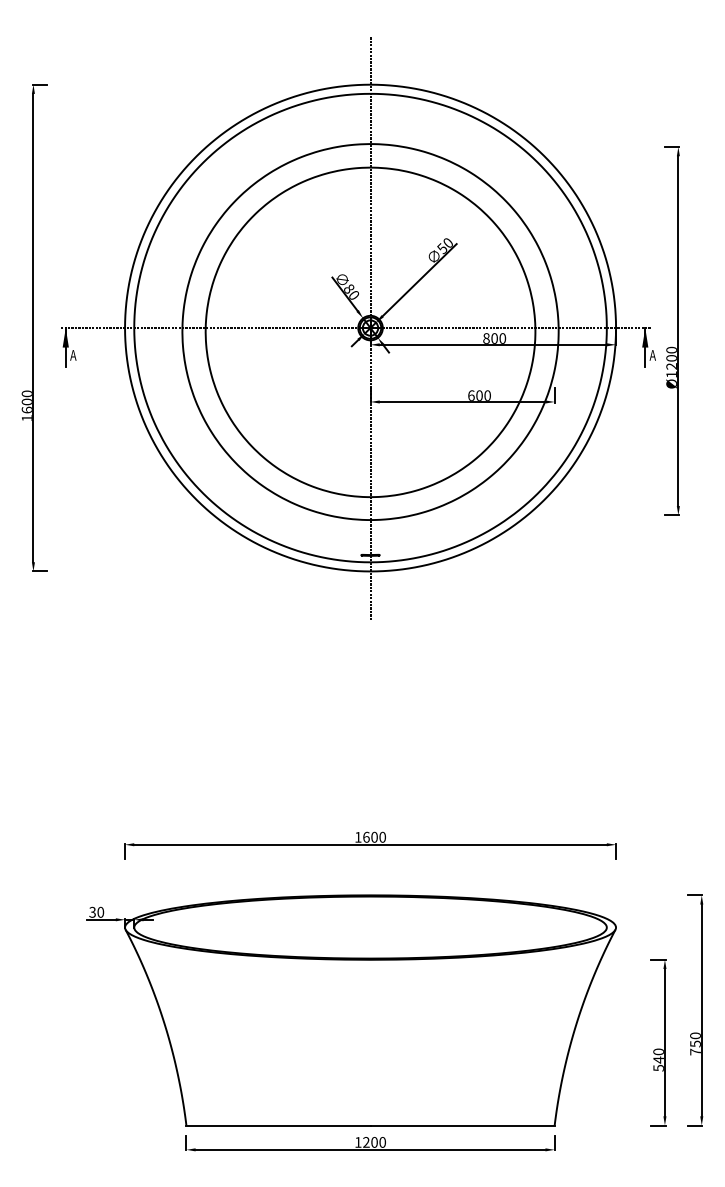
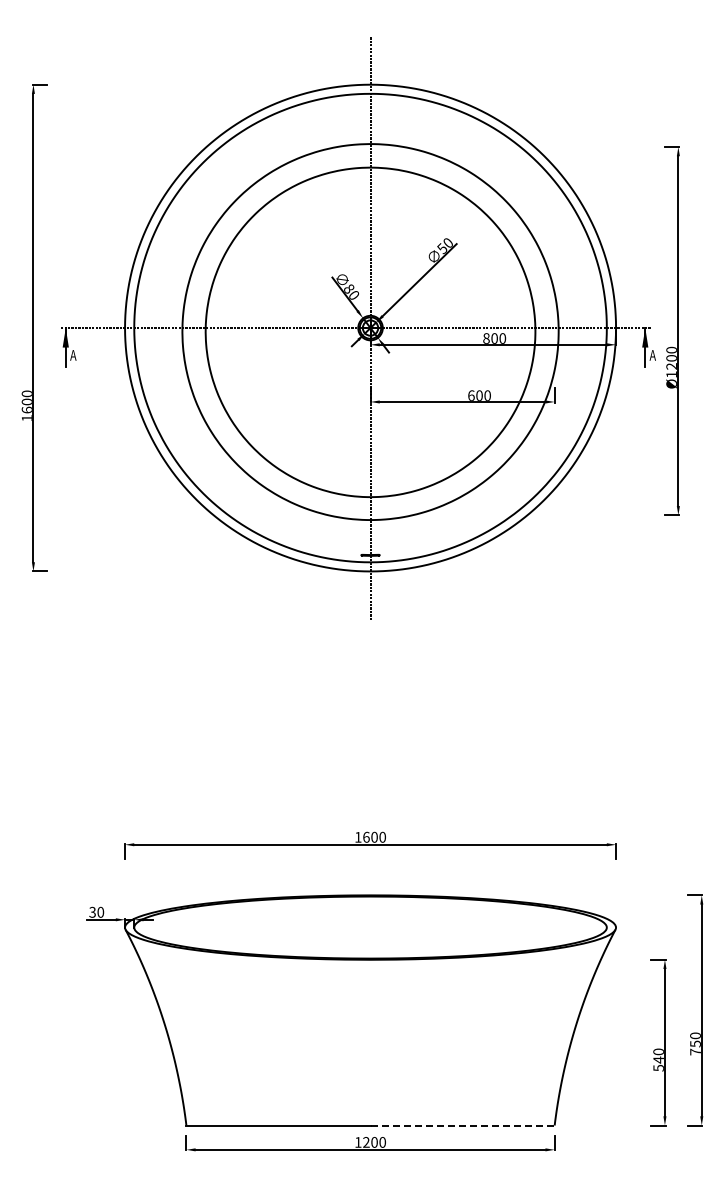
line: solid -> dashed (463, 1125)
